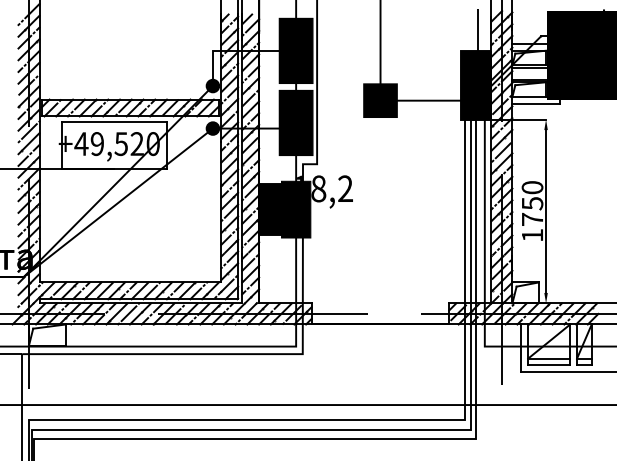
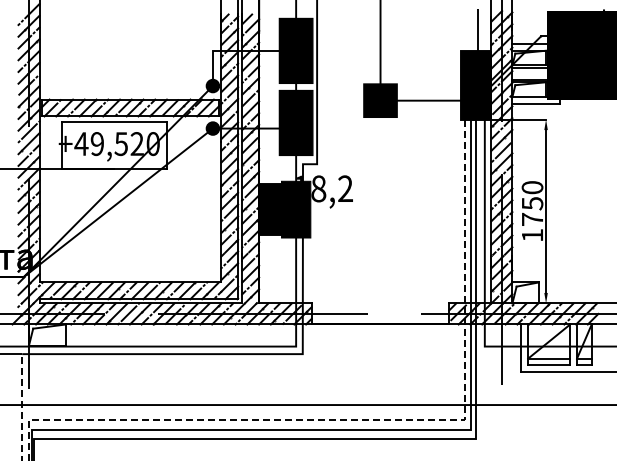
line: solid -> dashed (22, 407)
line: solid -> dashed (376, 419)
